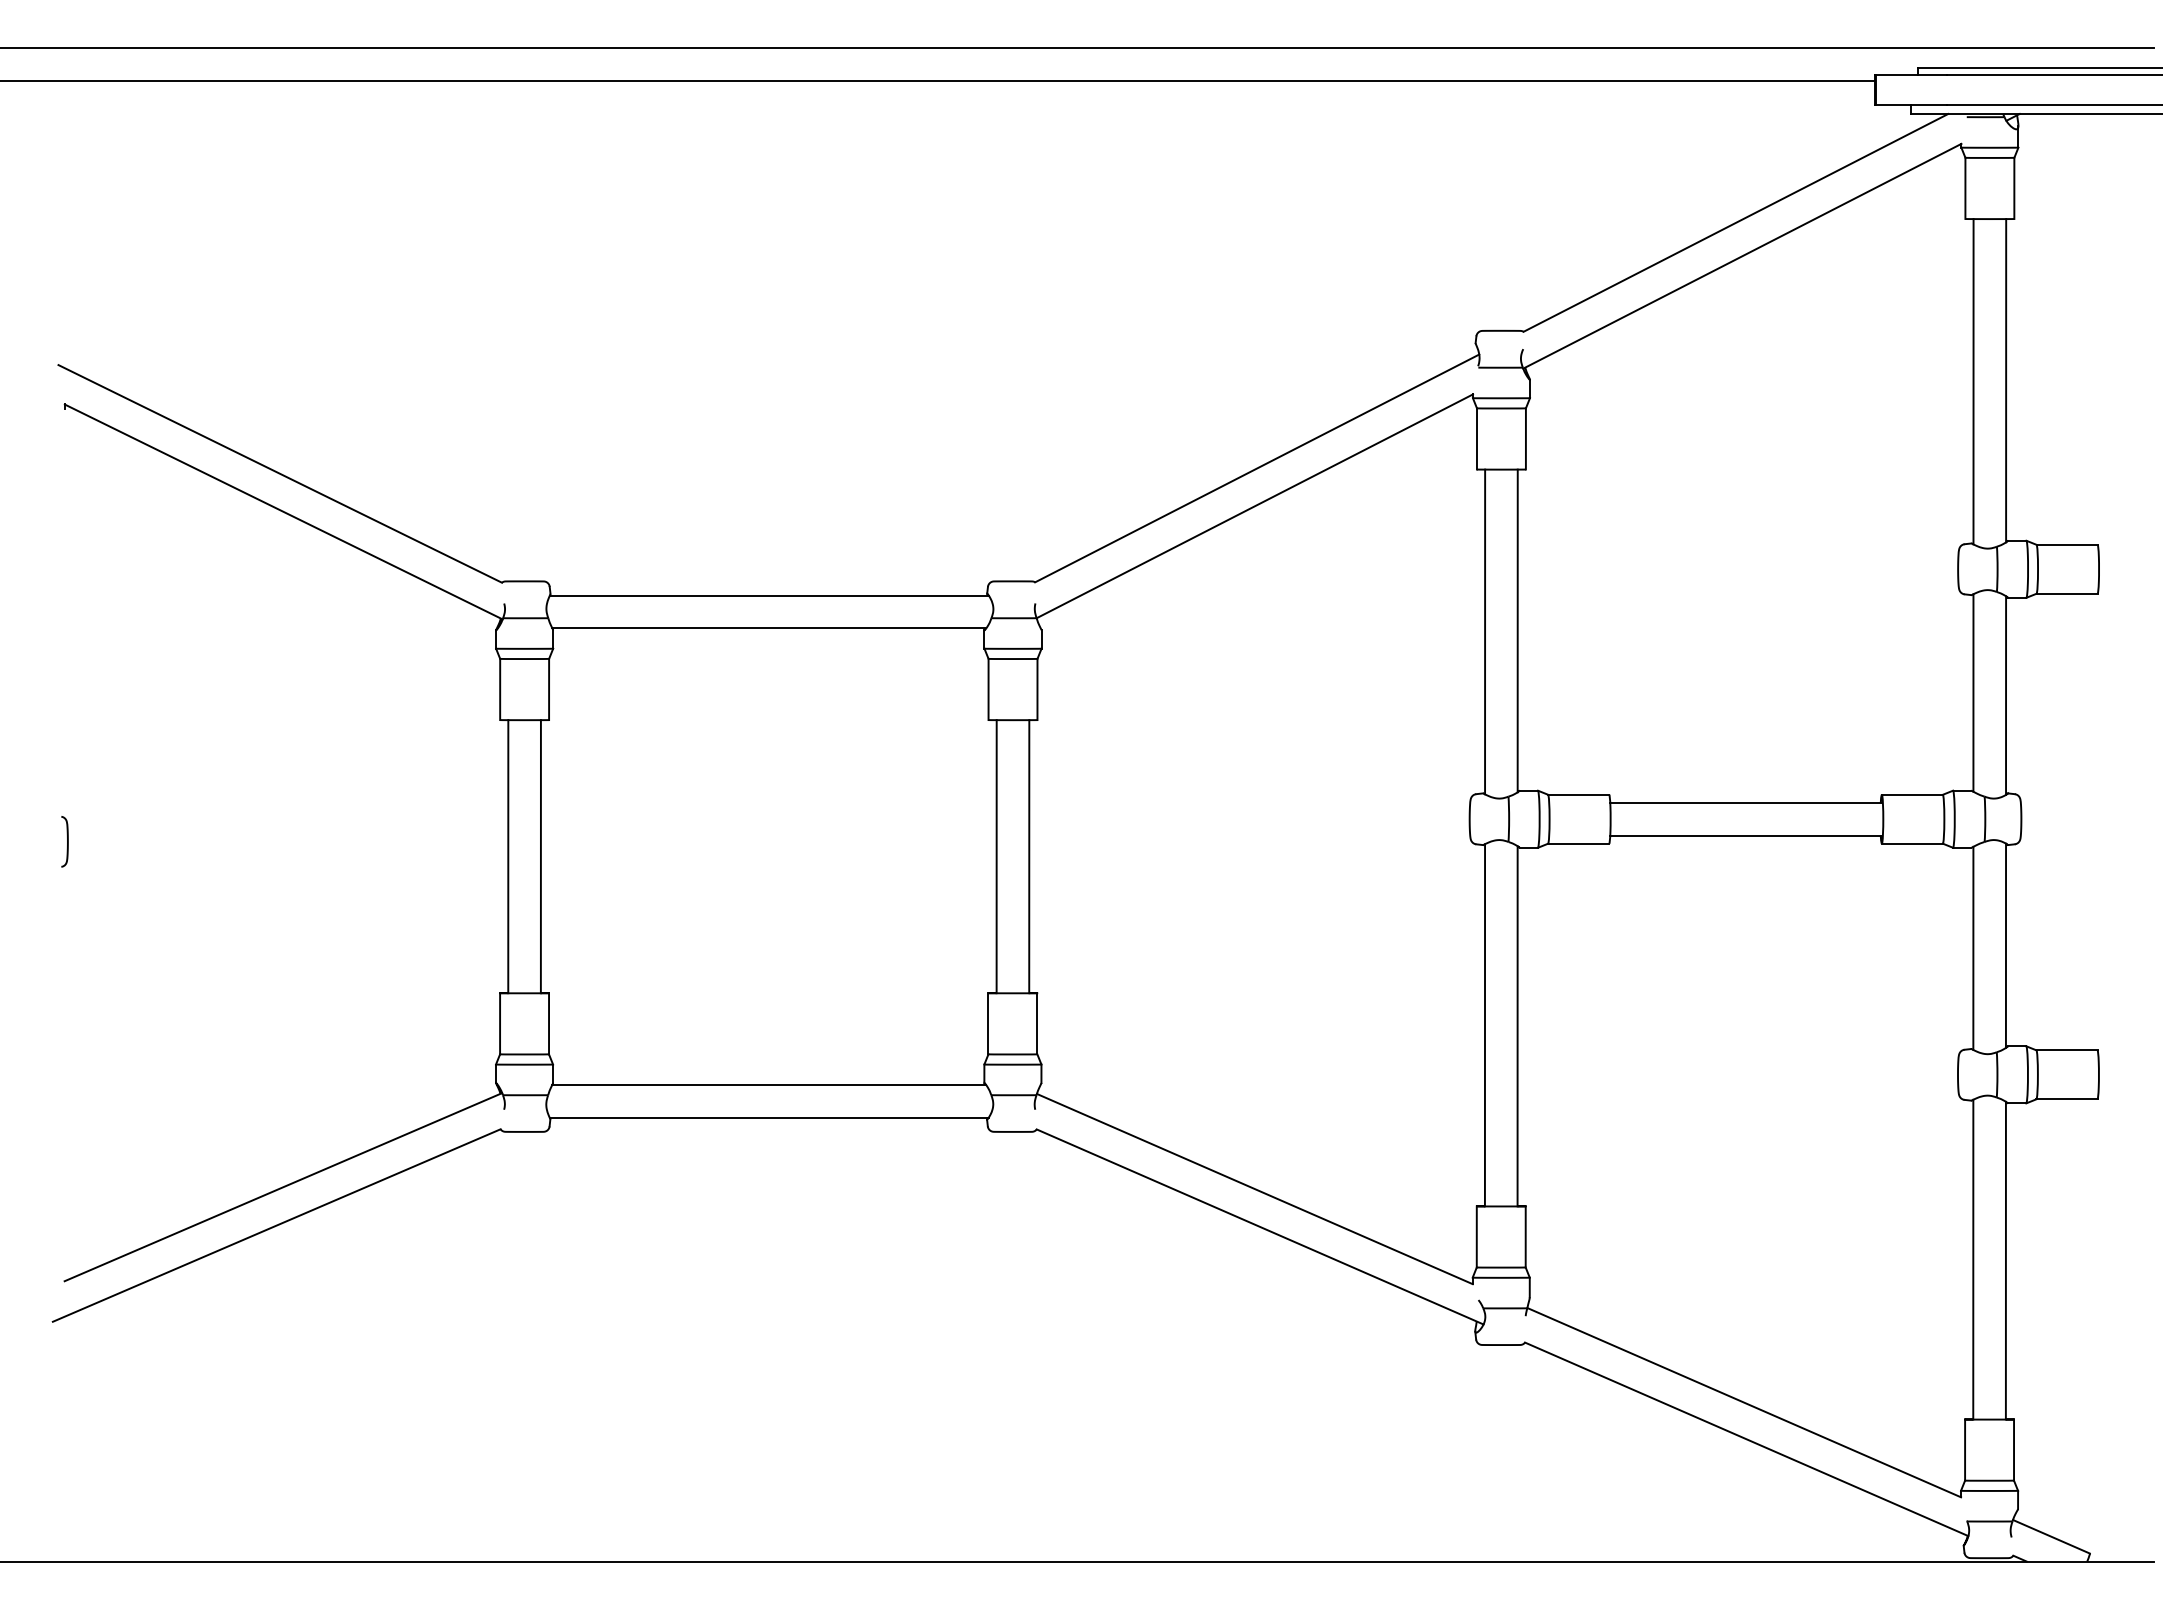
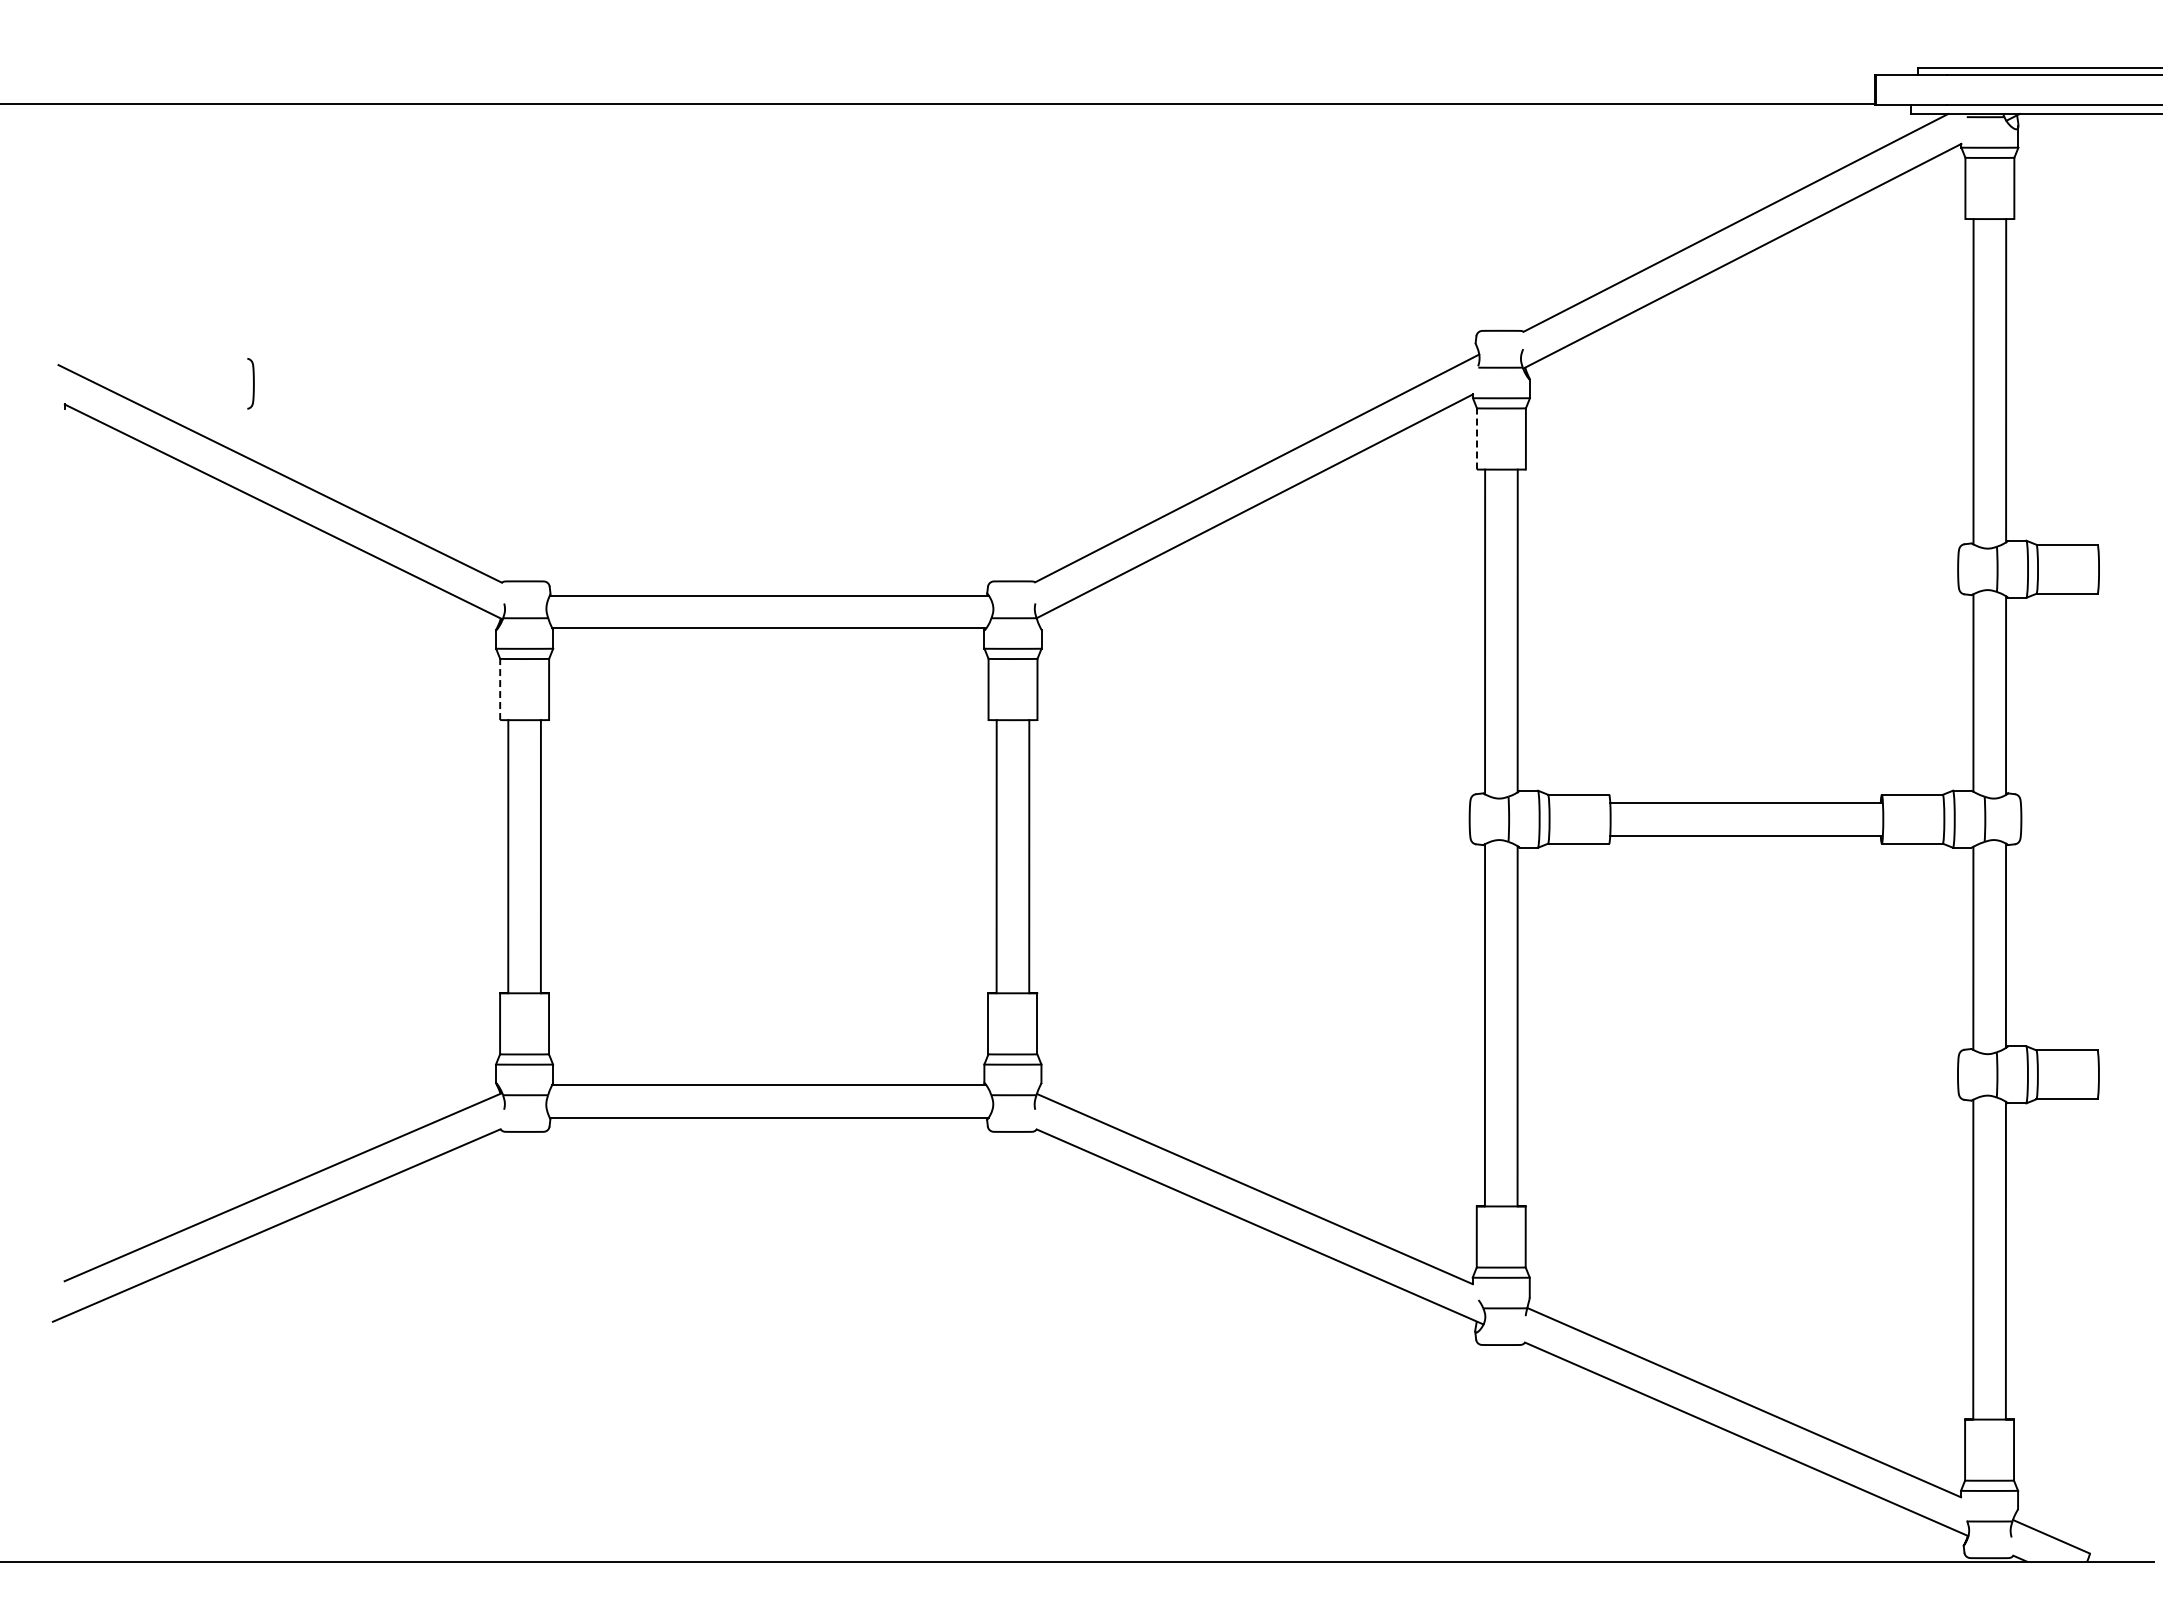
line: present -> none (1077, 48)
line position: (938, 81) -> (938, 104) (938, 104)
line: solid -> dashed (1476, 438)
line: solid -> dashed (500, 689)
curve position: (67, 841) -> (253, 383) (253, 383)
